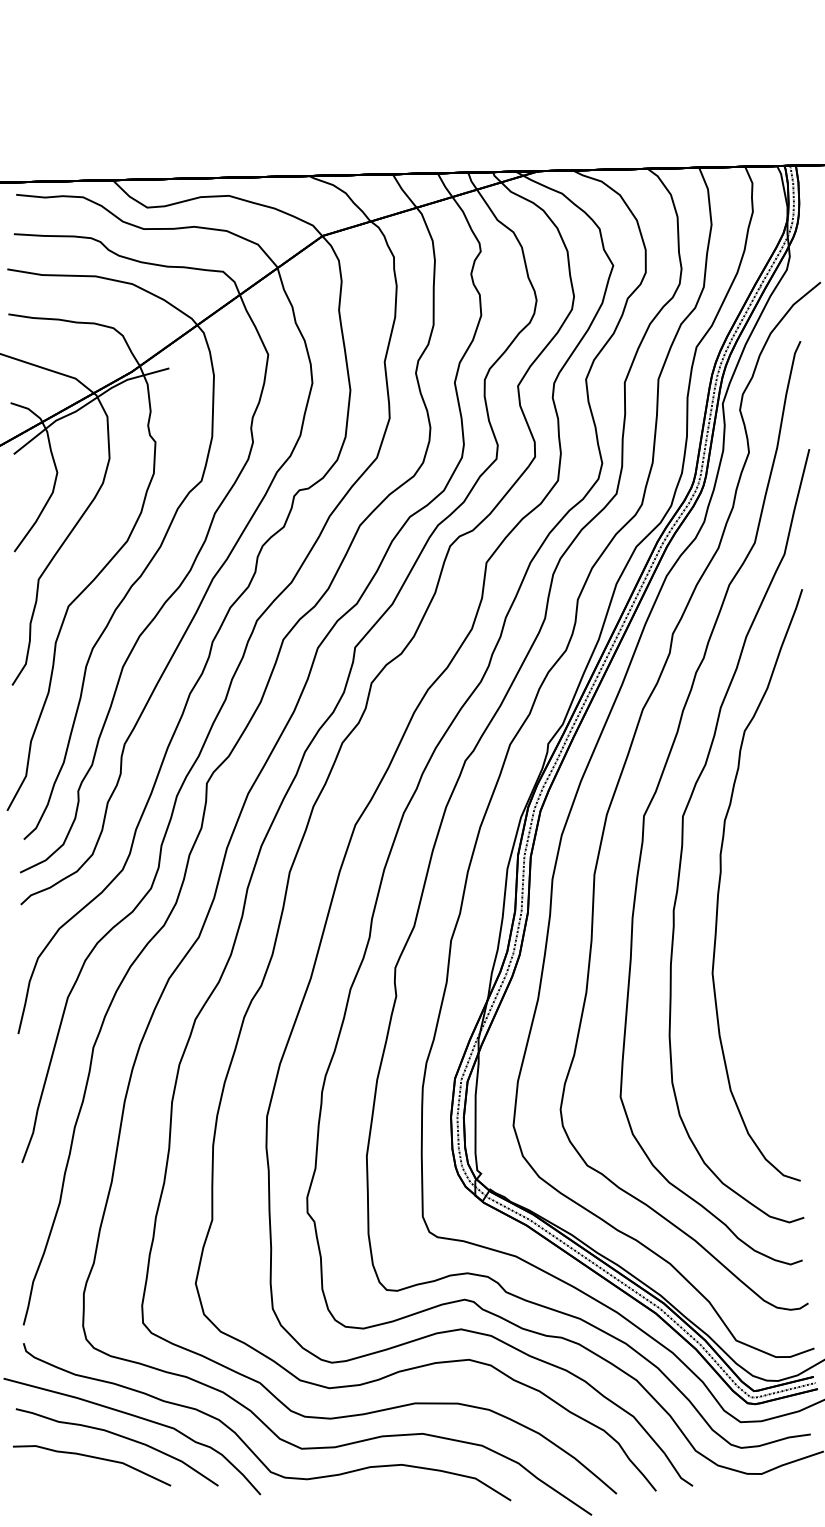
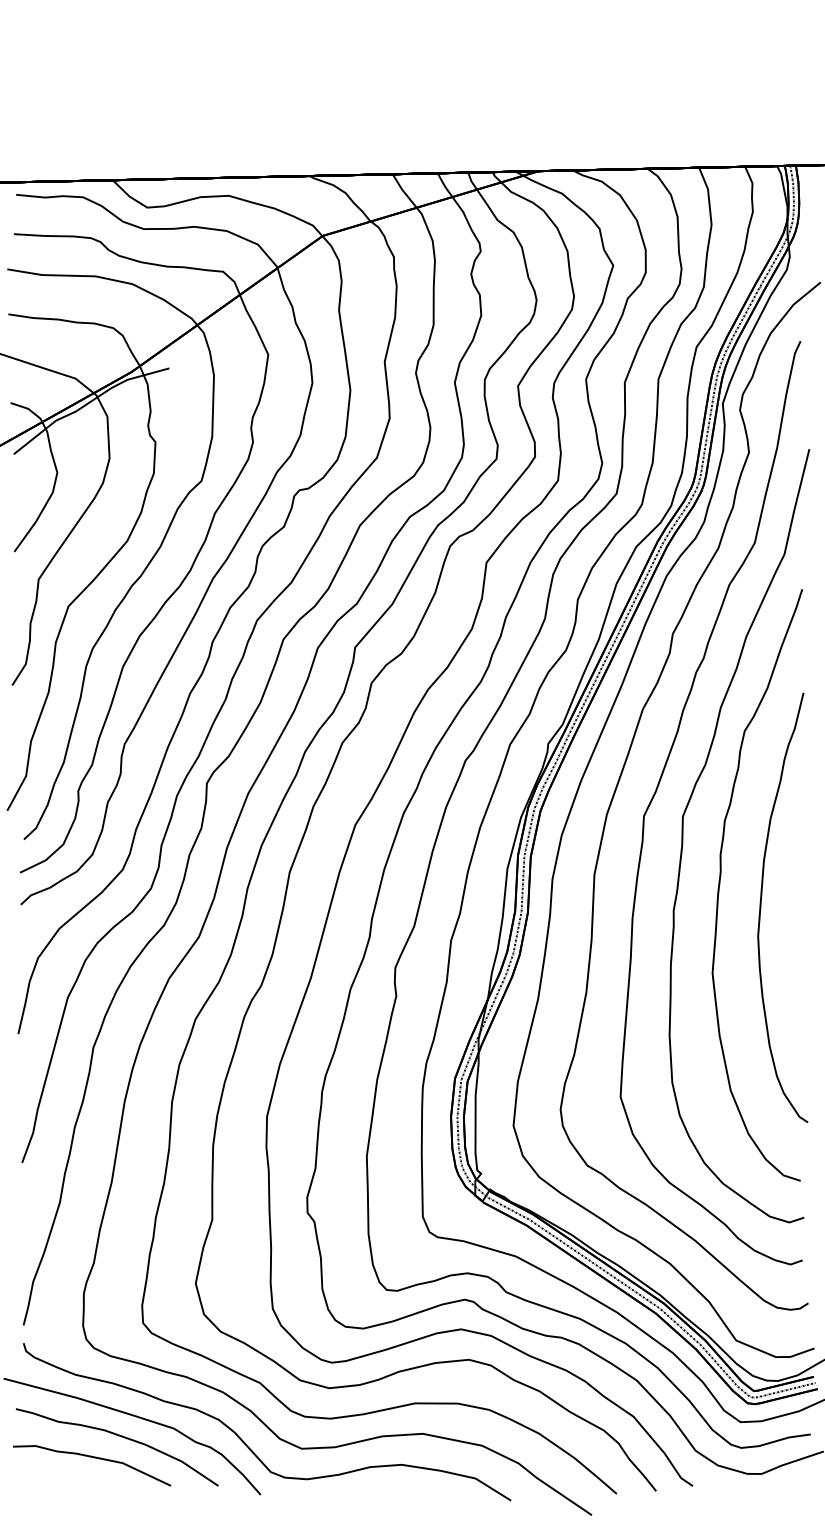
part: none -> present (761, 907)
